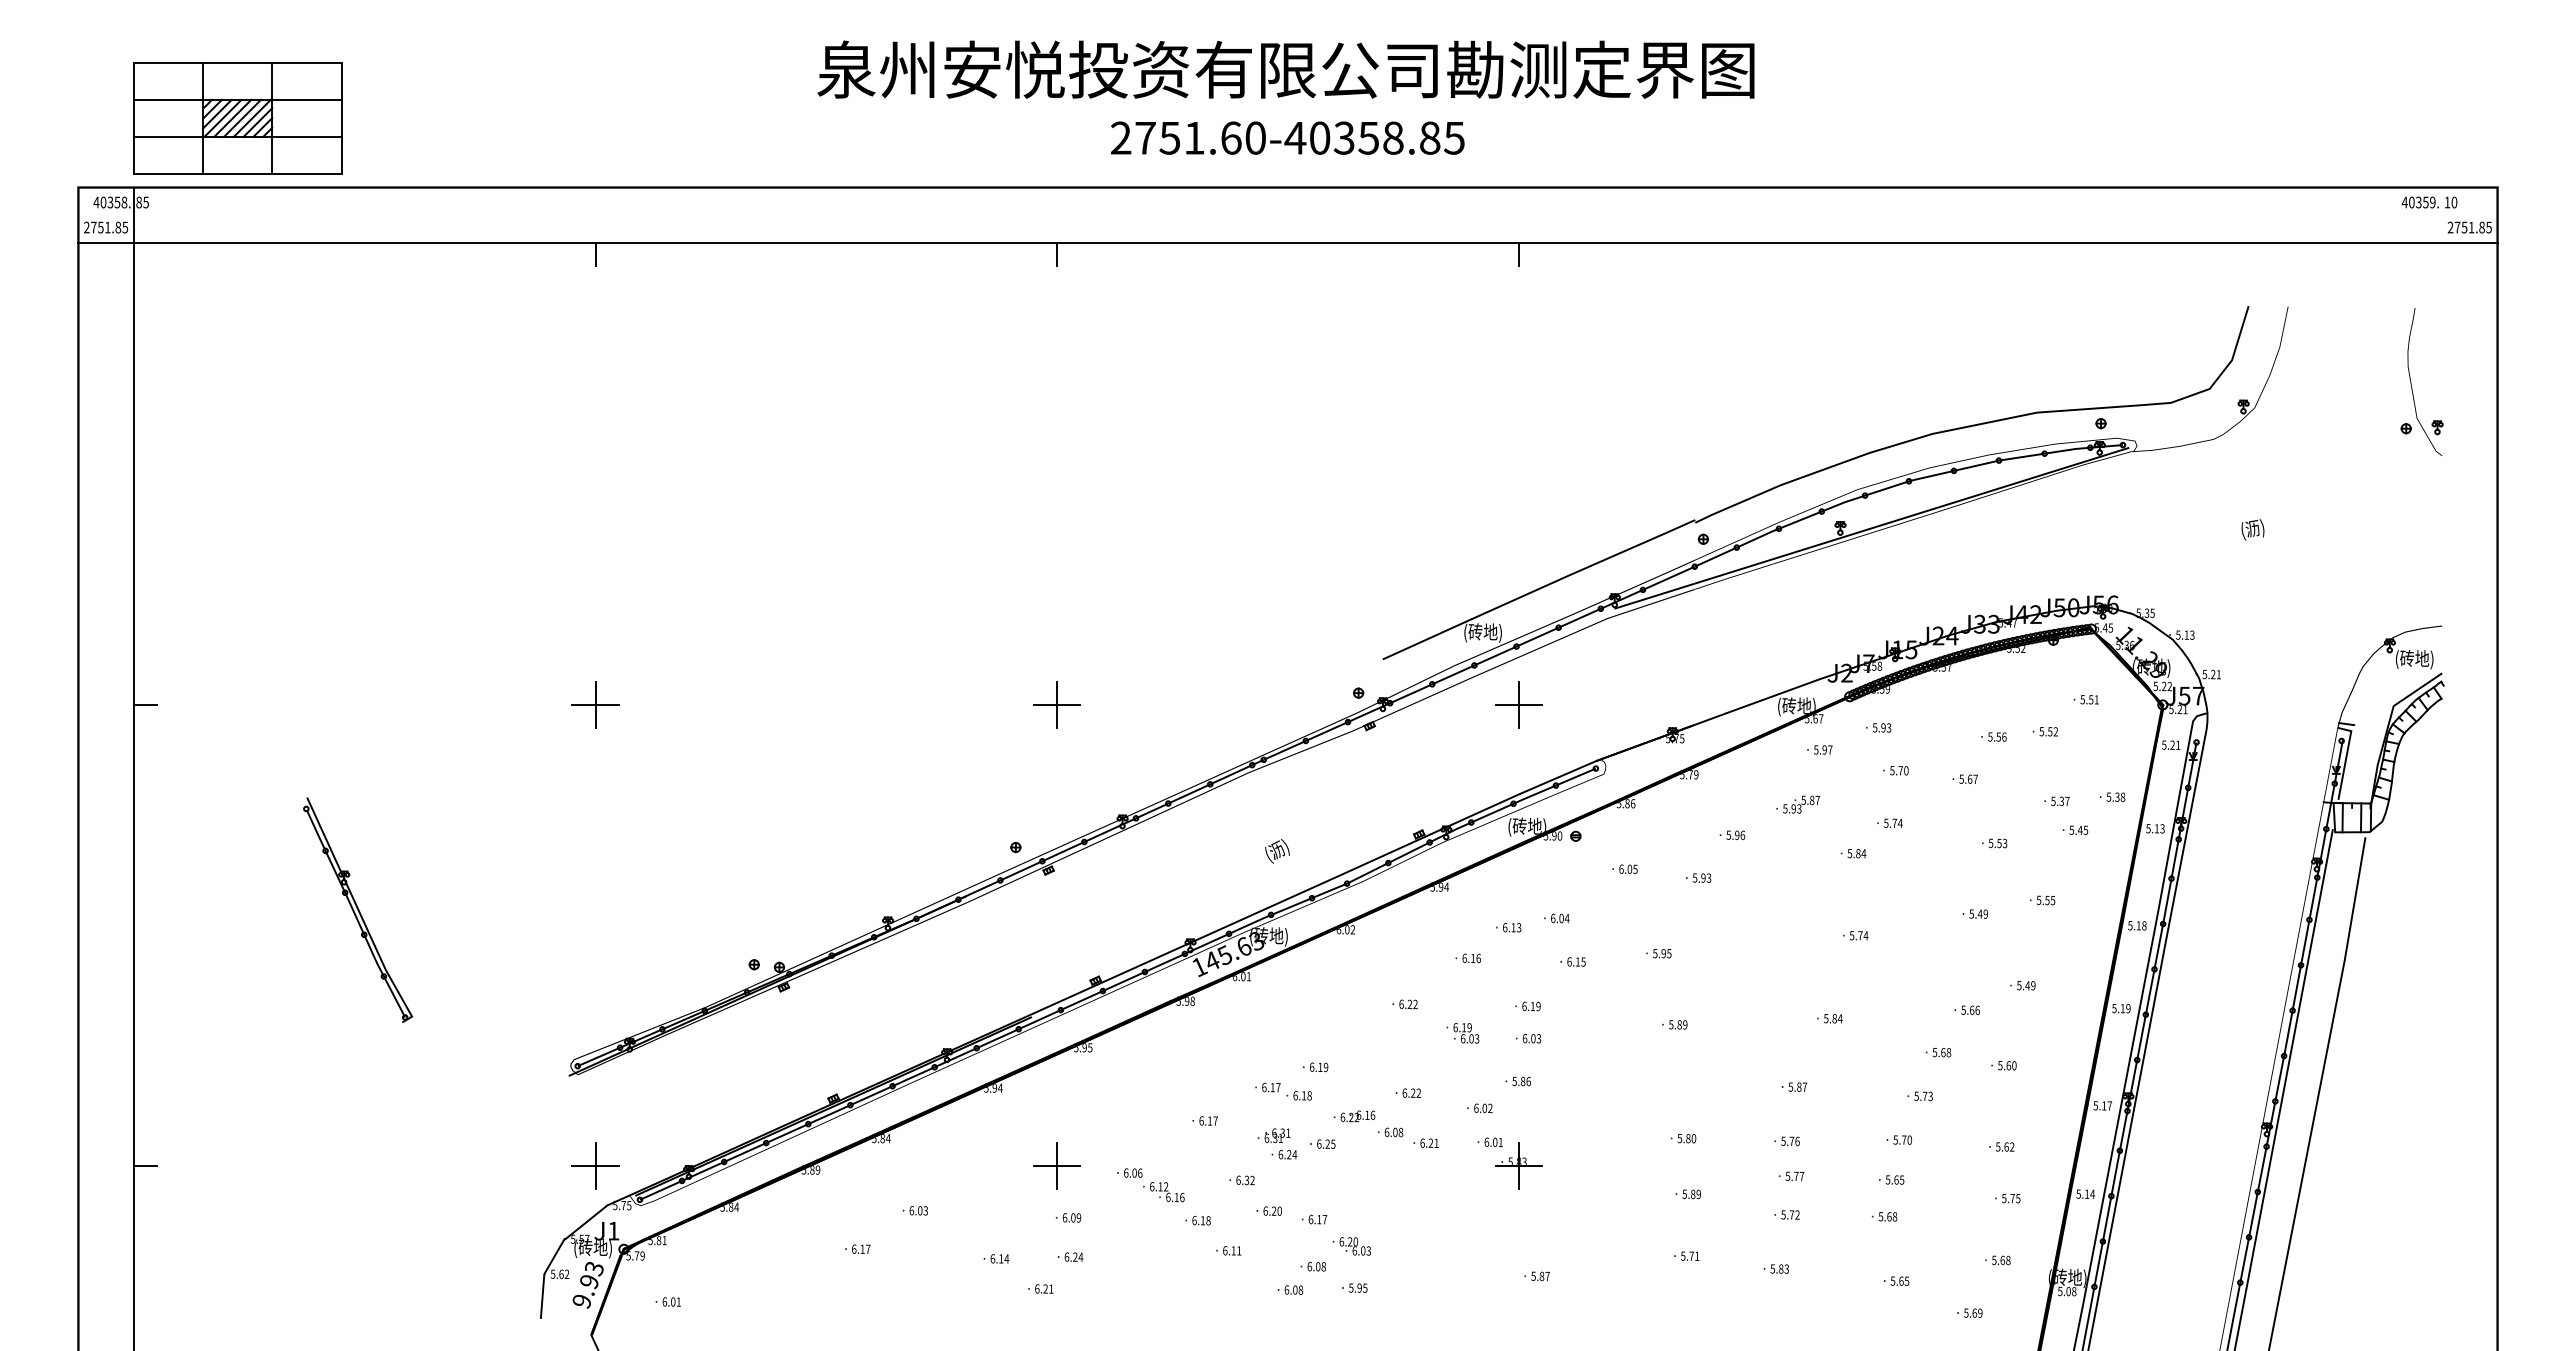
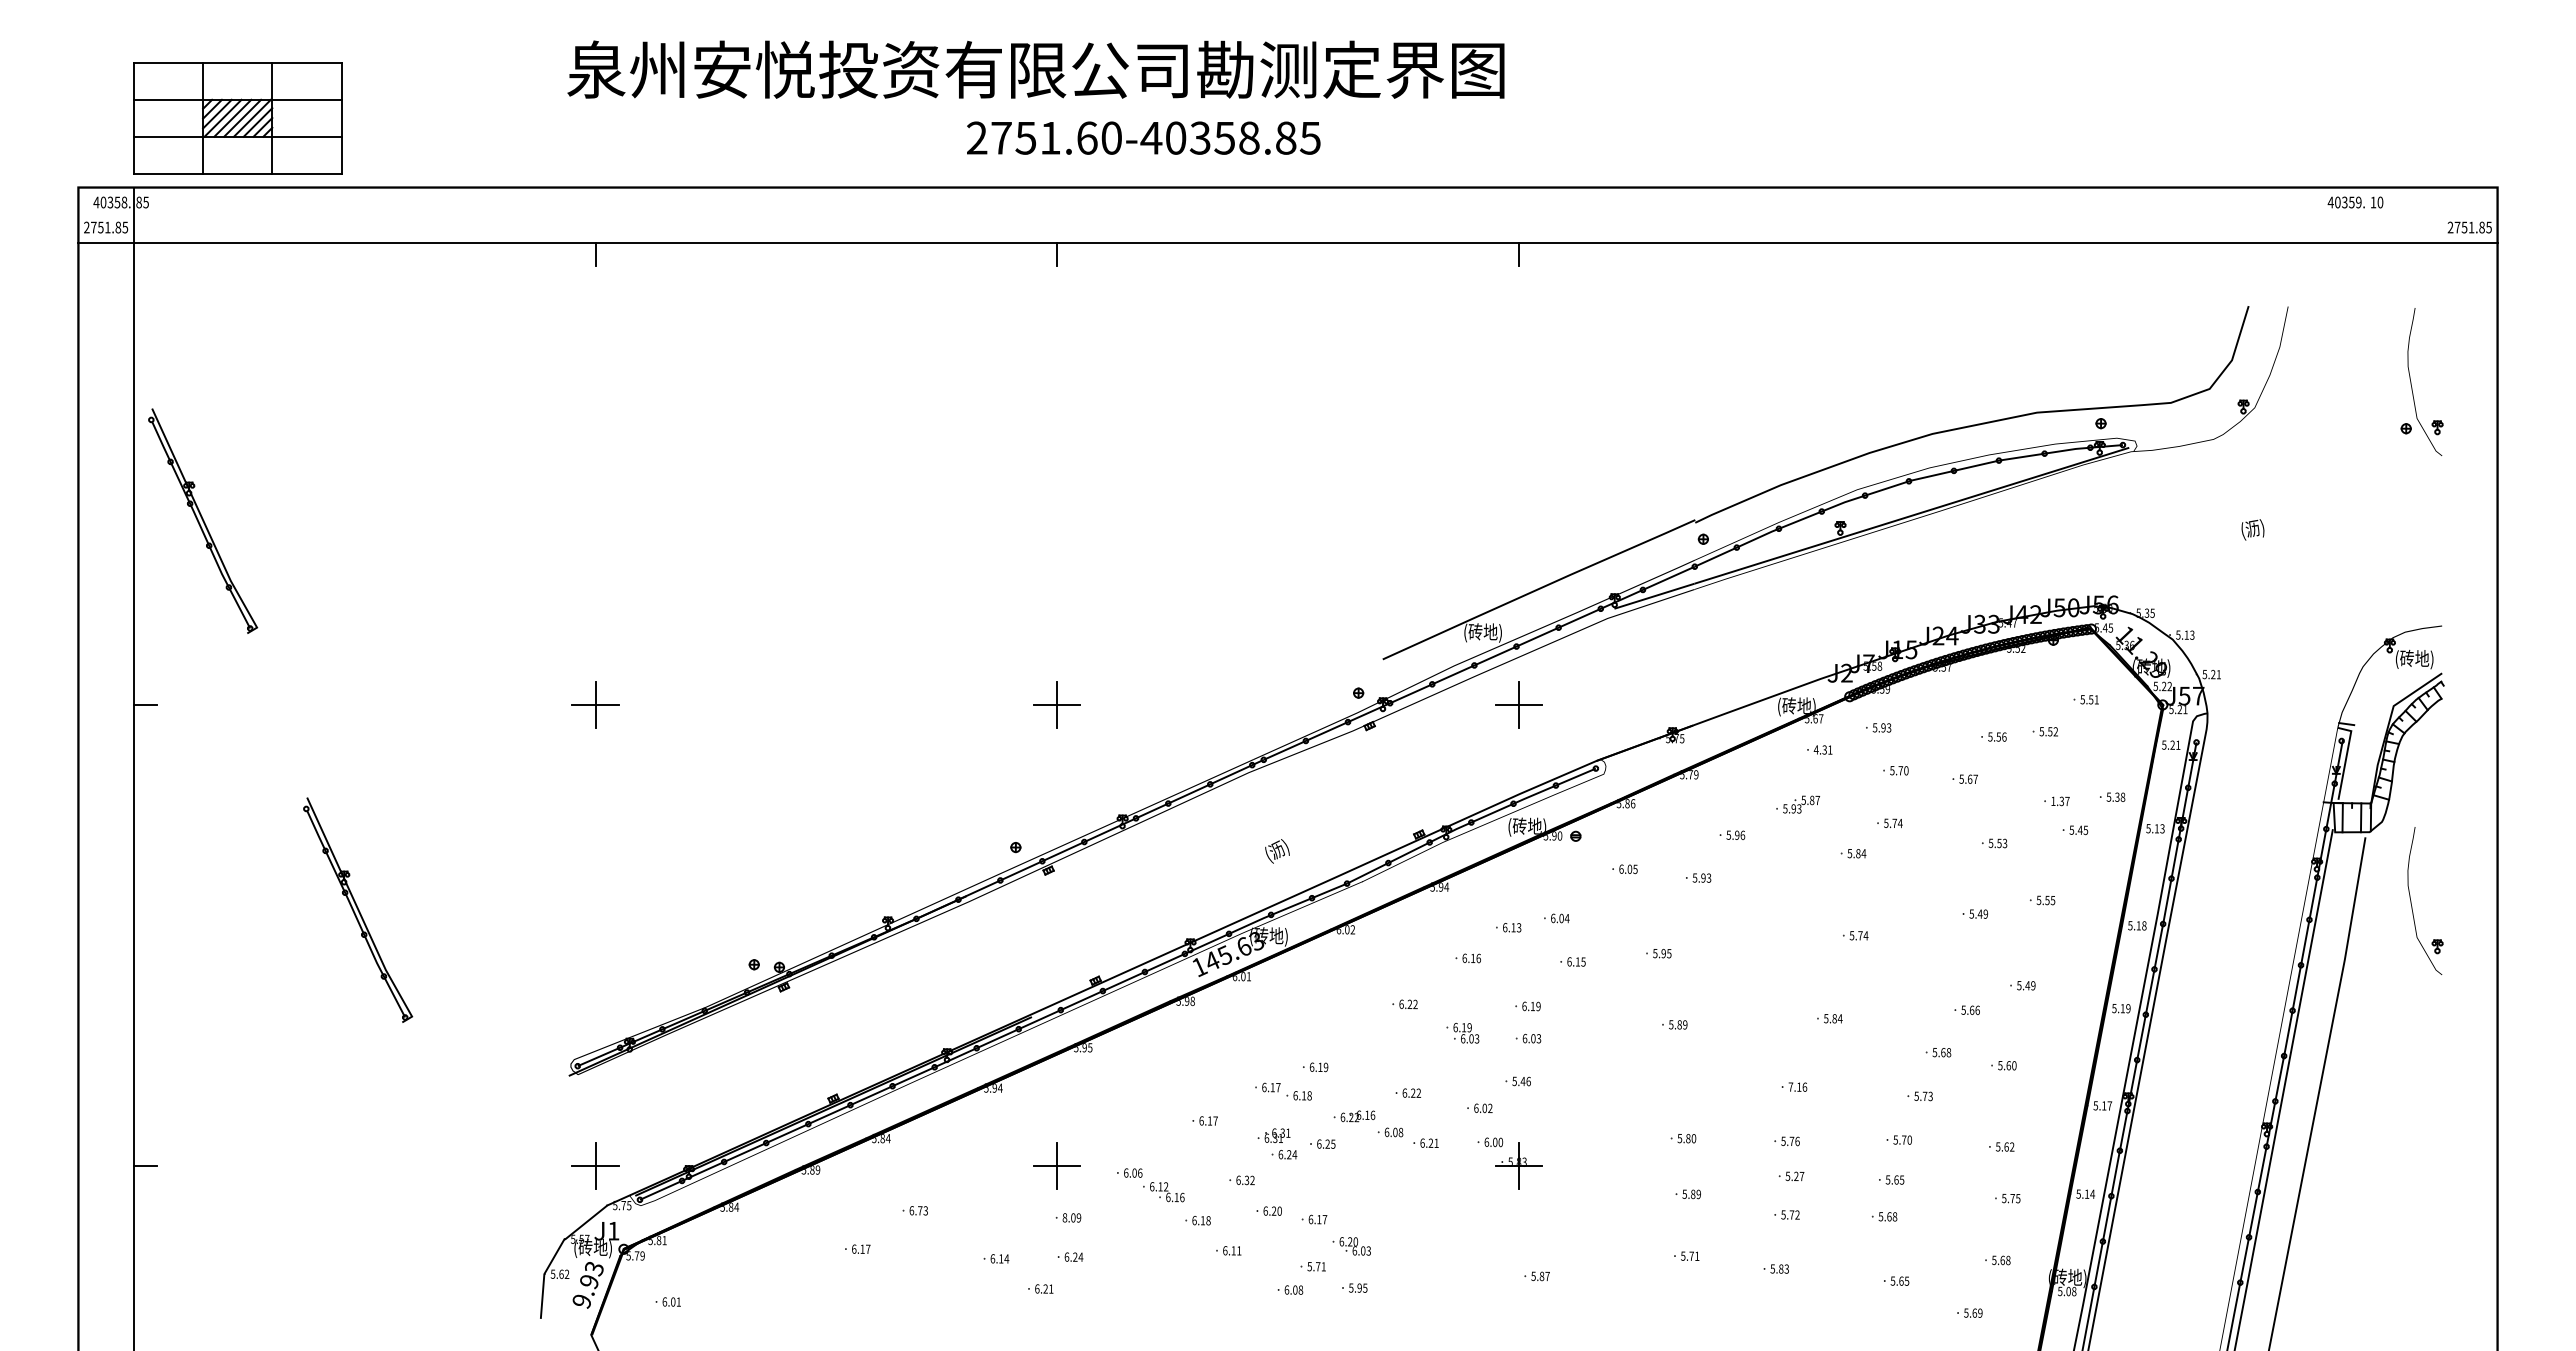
text position: (1285, 69) -> (1035, 69) (1035, 69)
text position: (1287, 137) -> (1143, 137) (1143, 137)
text position: (2429, 202) -> (2355, 202) (2355, 202)
part: none -> present (203, 520)
text: 5.97 -> 4.31 (1822, 749)
text: 5.37 -> 1.37 (2053, 800)
part: none -> present (2411, 900)
text: 5.86 -> 5.46 (1522, 1081)
text: 5.87 -> 7.16 (1797, 1086)
text: 6.01 -> 6.00 (1500, 1142)
text: 5.77 -> 5.27 (1796, 1175)
text: 6.03 -> 6.73 (920, 1210)
text: 6.09 -> 8.09 (1064, 1217)
text: 6.08 -> 5.71 (1316, 1266)
